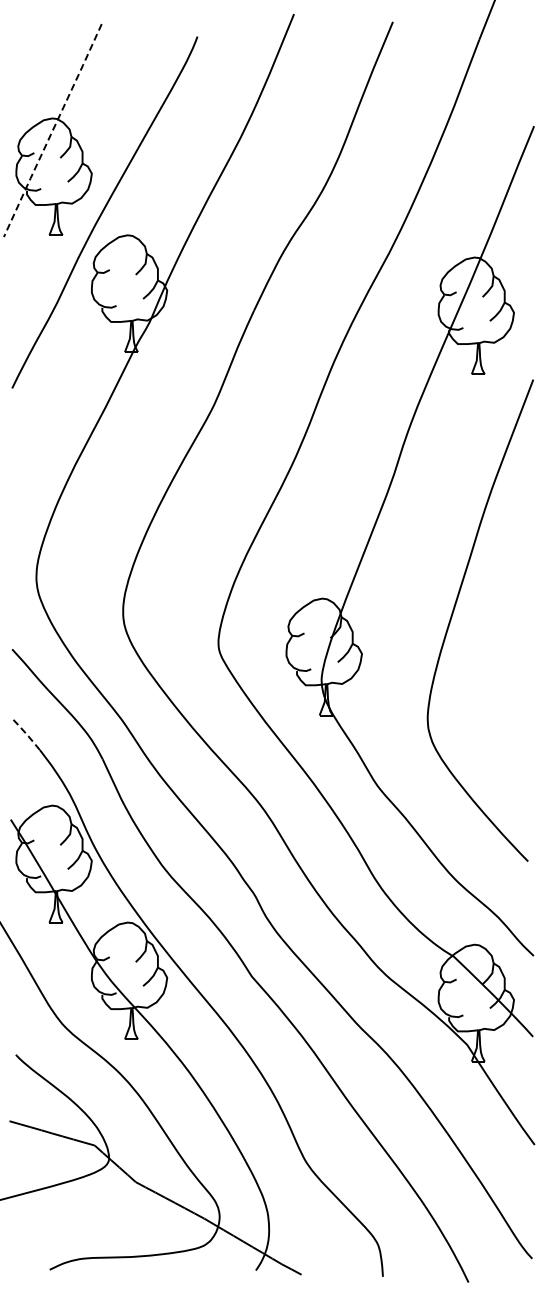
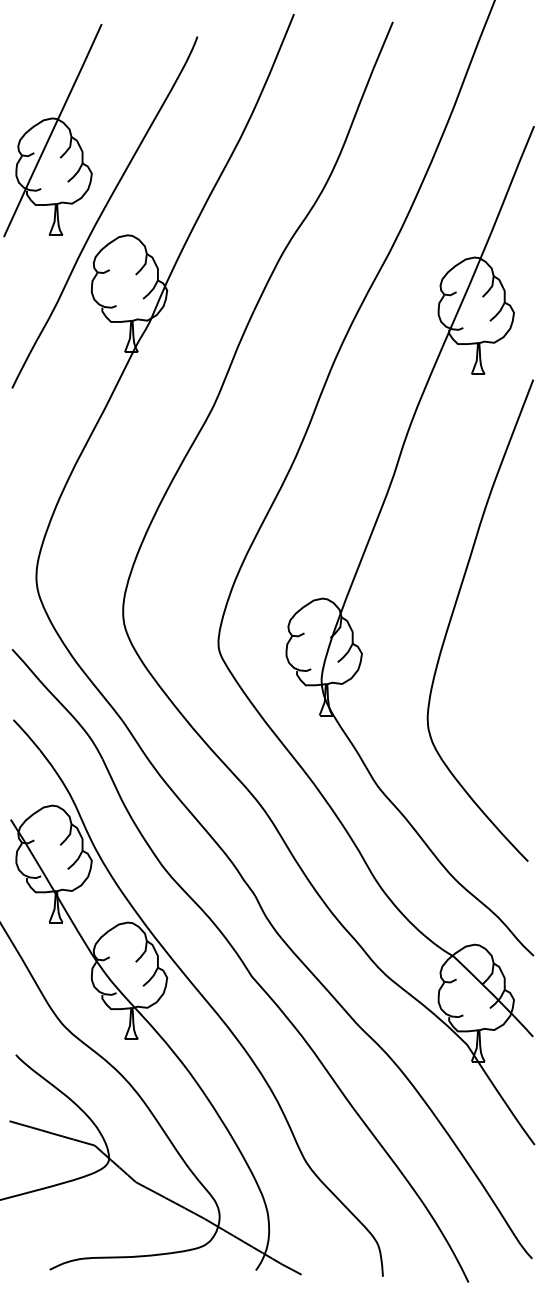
line: dashed -> solid (52, 130)
line: dashed -> solid (27, 734)
